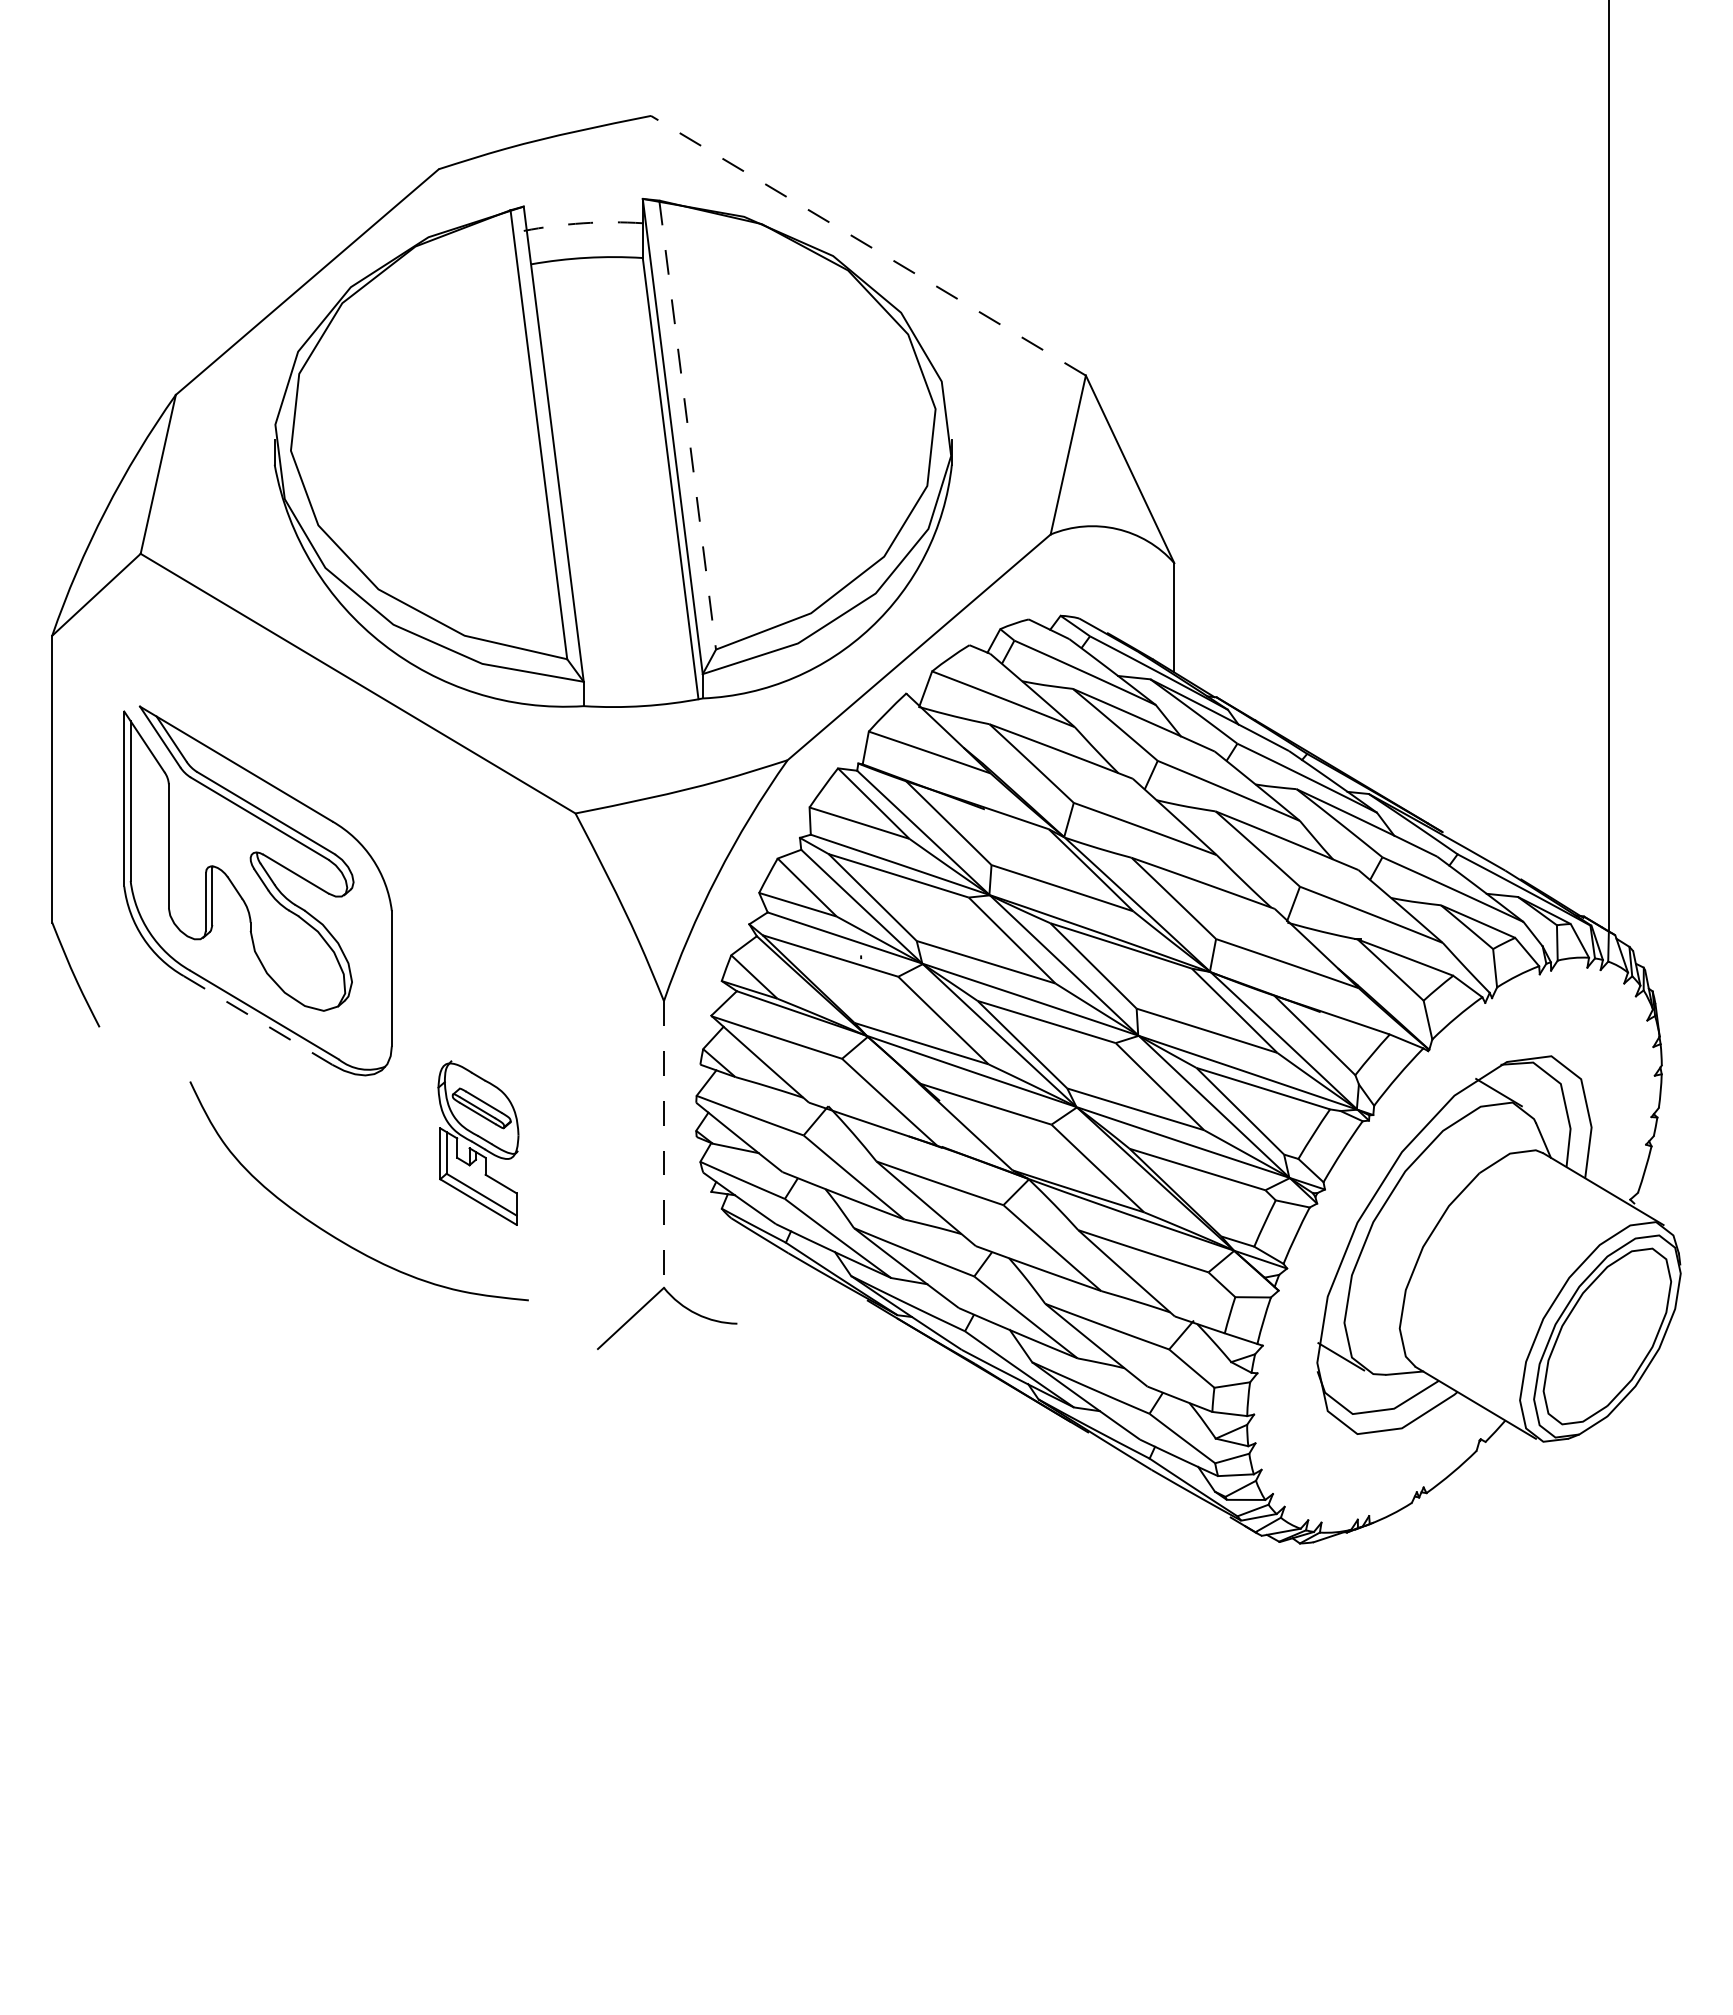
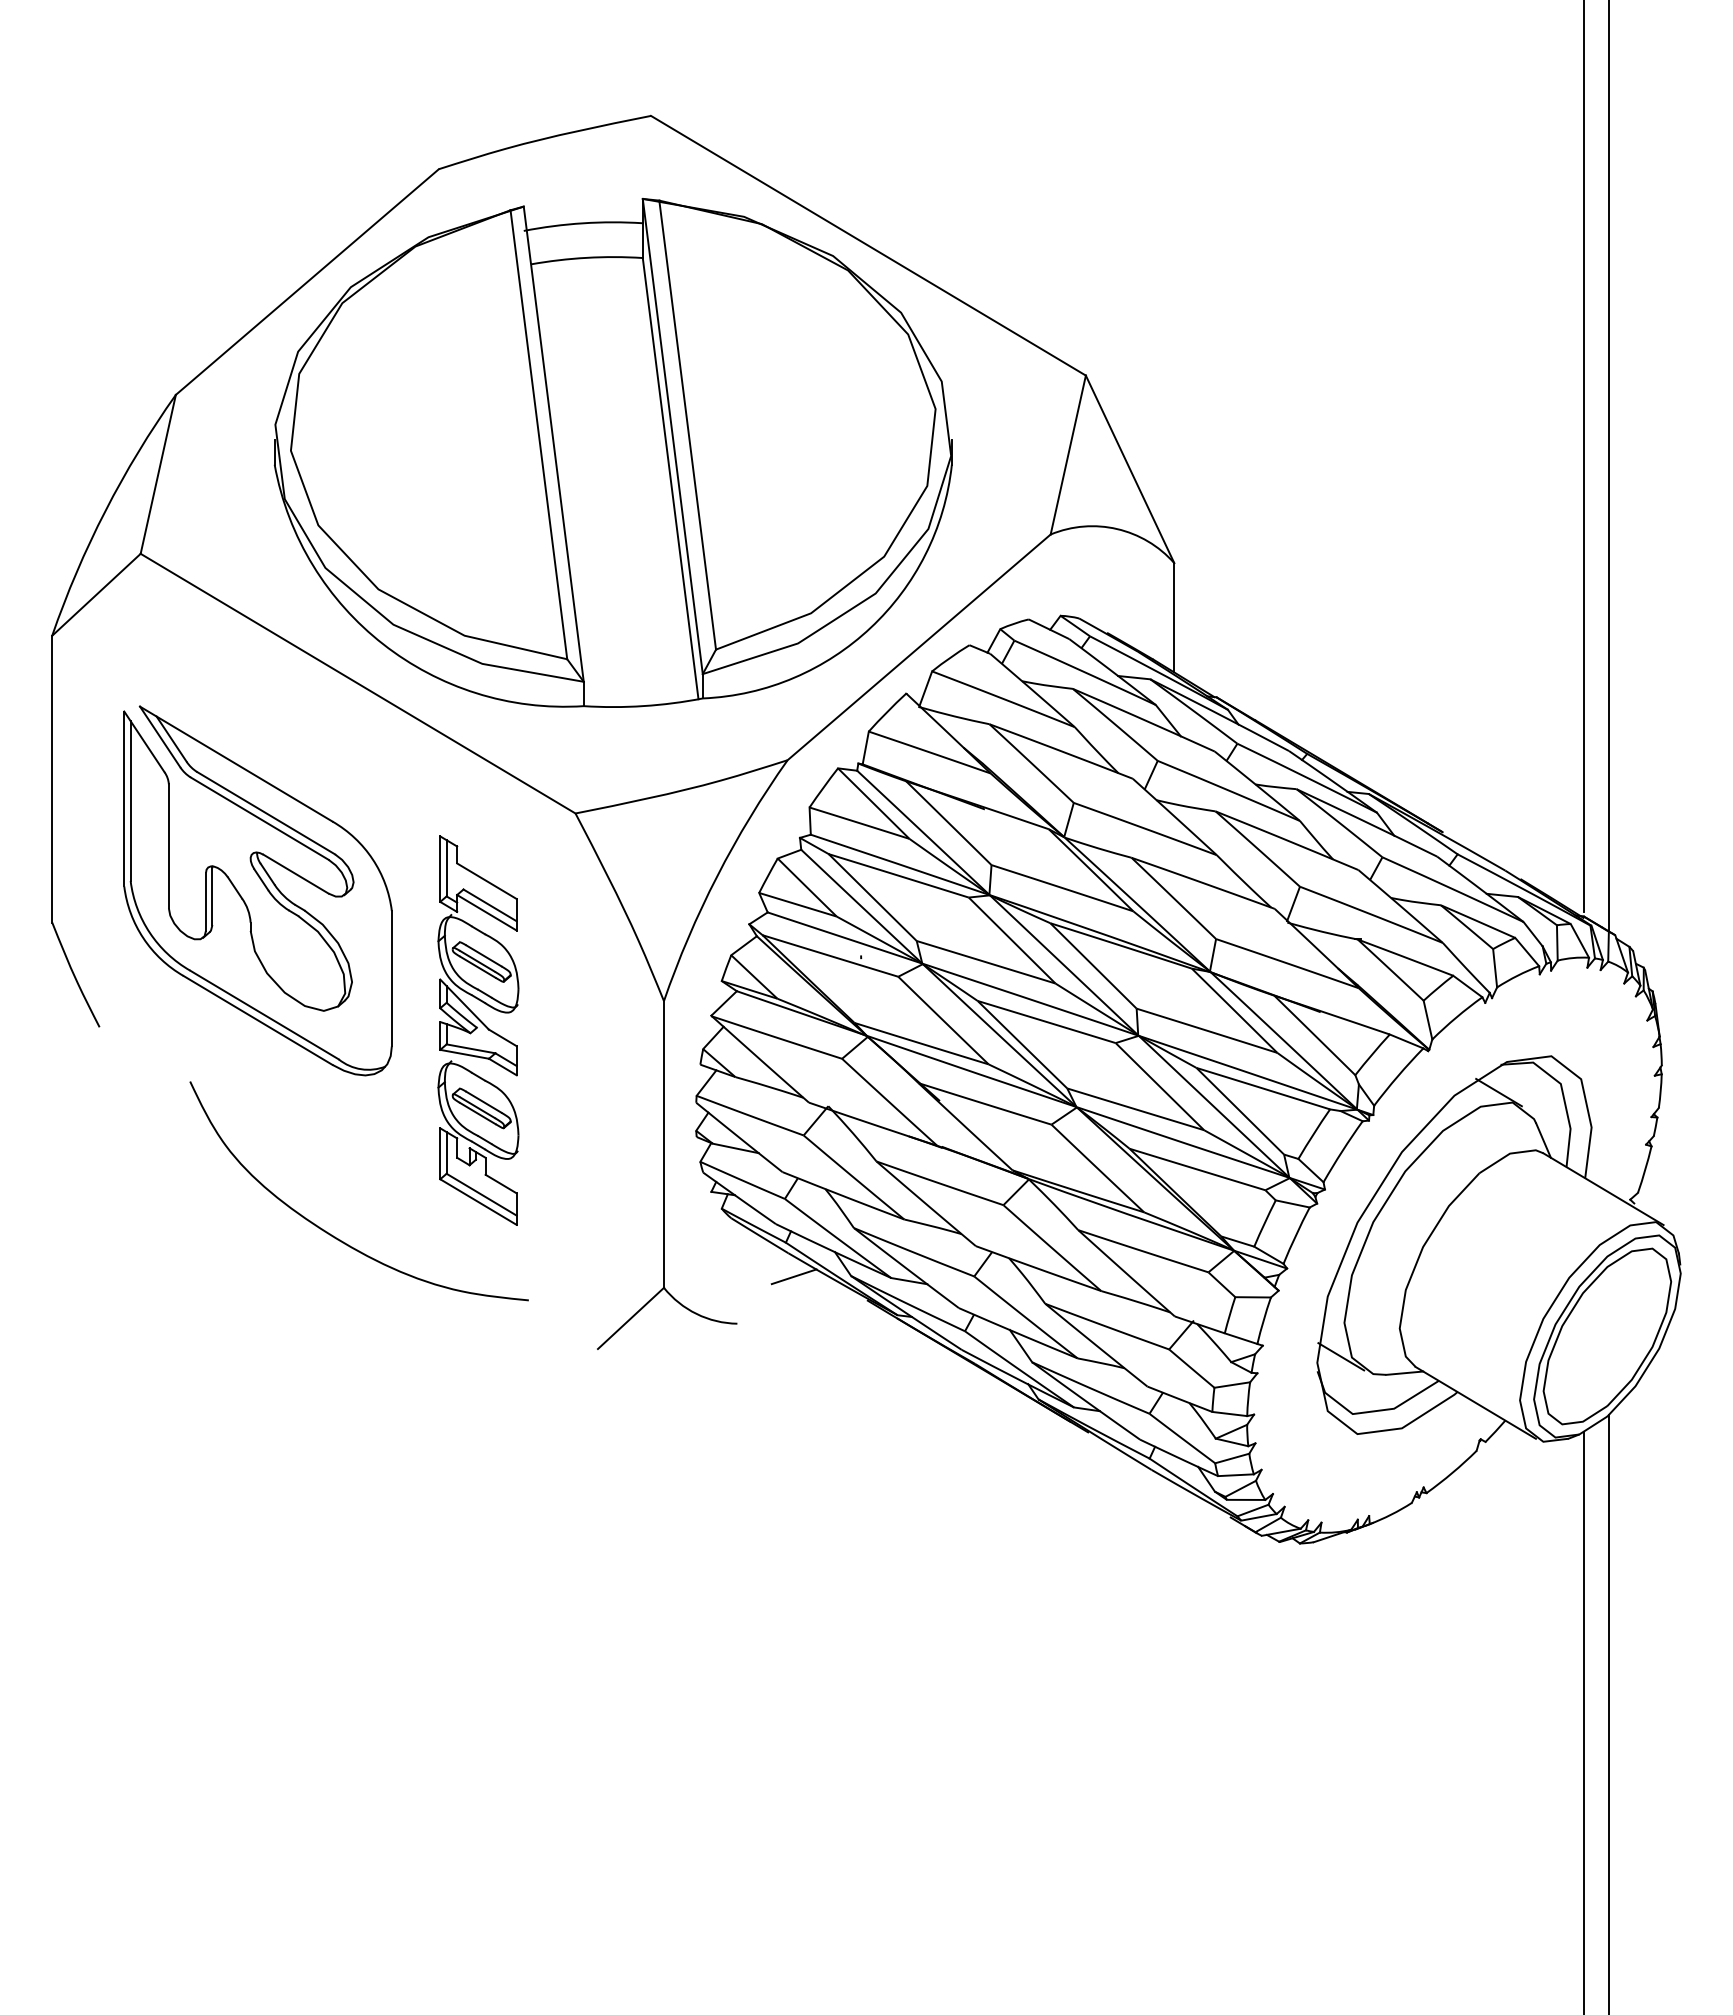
arc: dashed -> solid (583, 223)
line: dashed -> solid (868, 245)
line: dashed -> solid (687, 425)
line: none -> present (1584, 457)
part: none -> present (478, 955)
line: dashed -> solid (258, 1020)
line: dashed -> solid (663, 1144)
line: none -> present (793, 1276)
line: none -> present (1609, 1712)
line: none -> present (1584, 1721)
